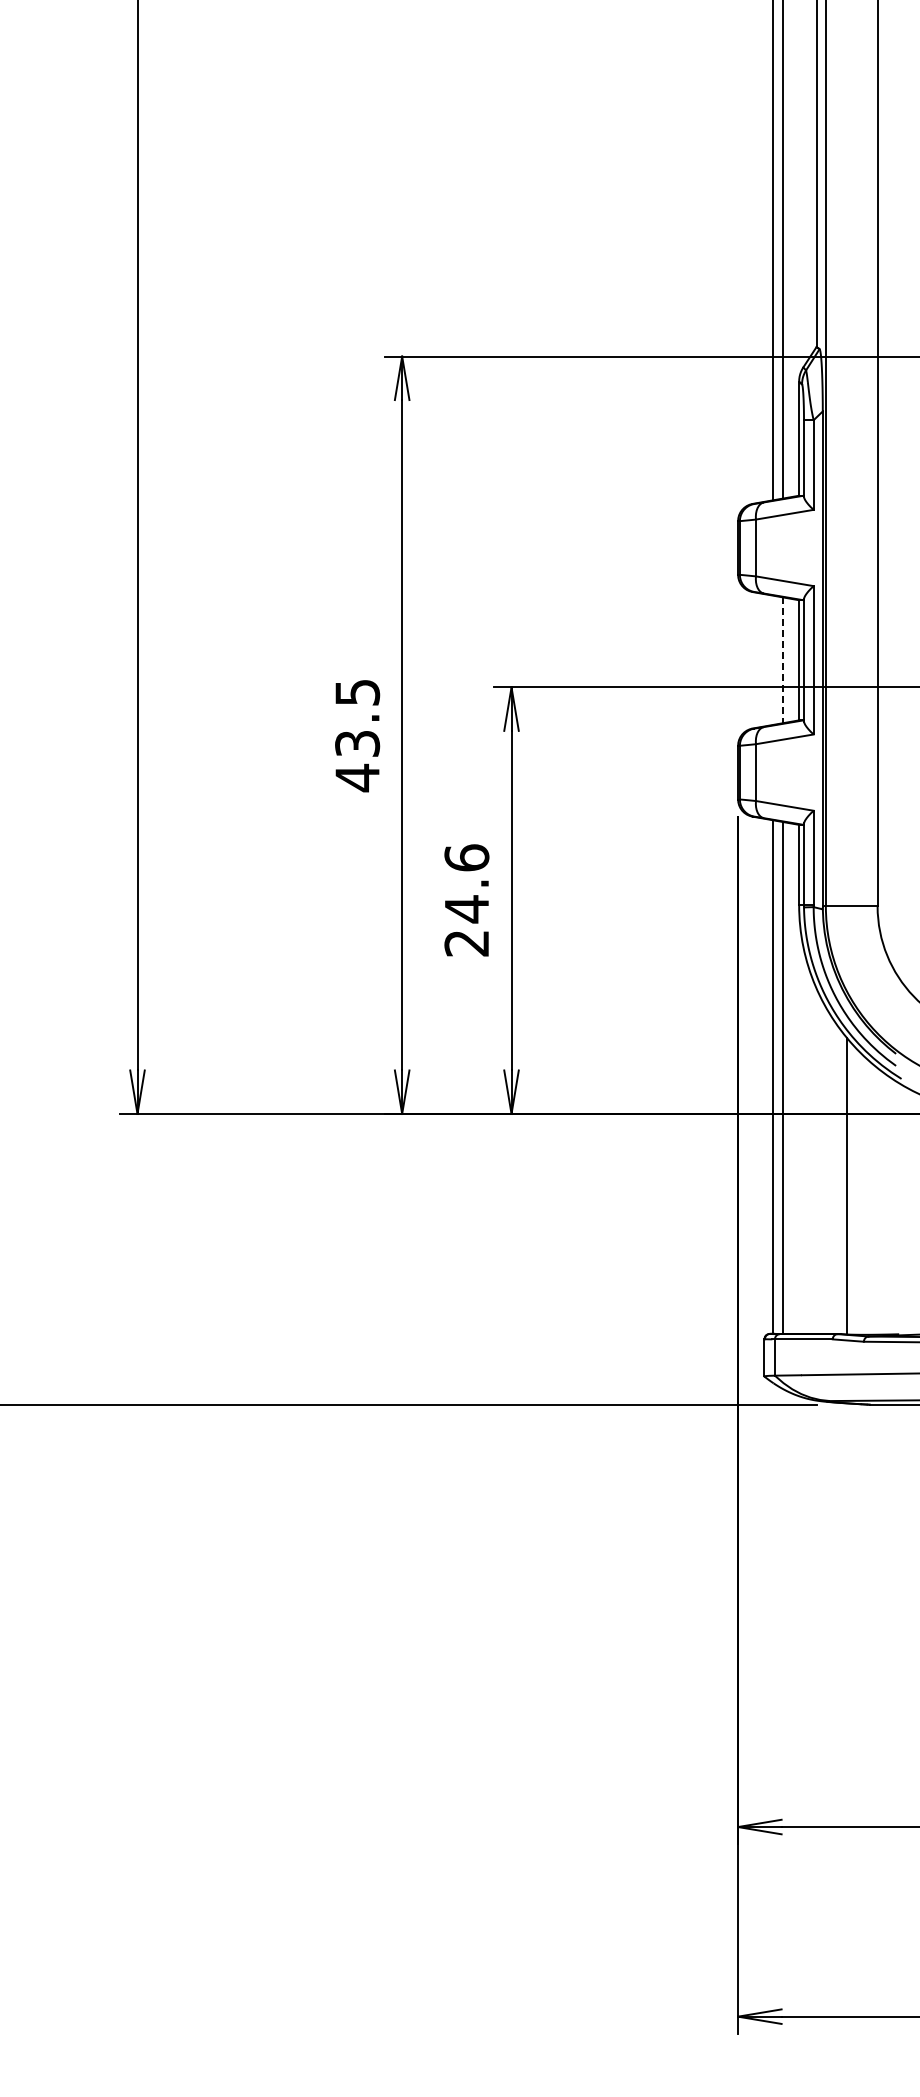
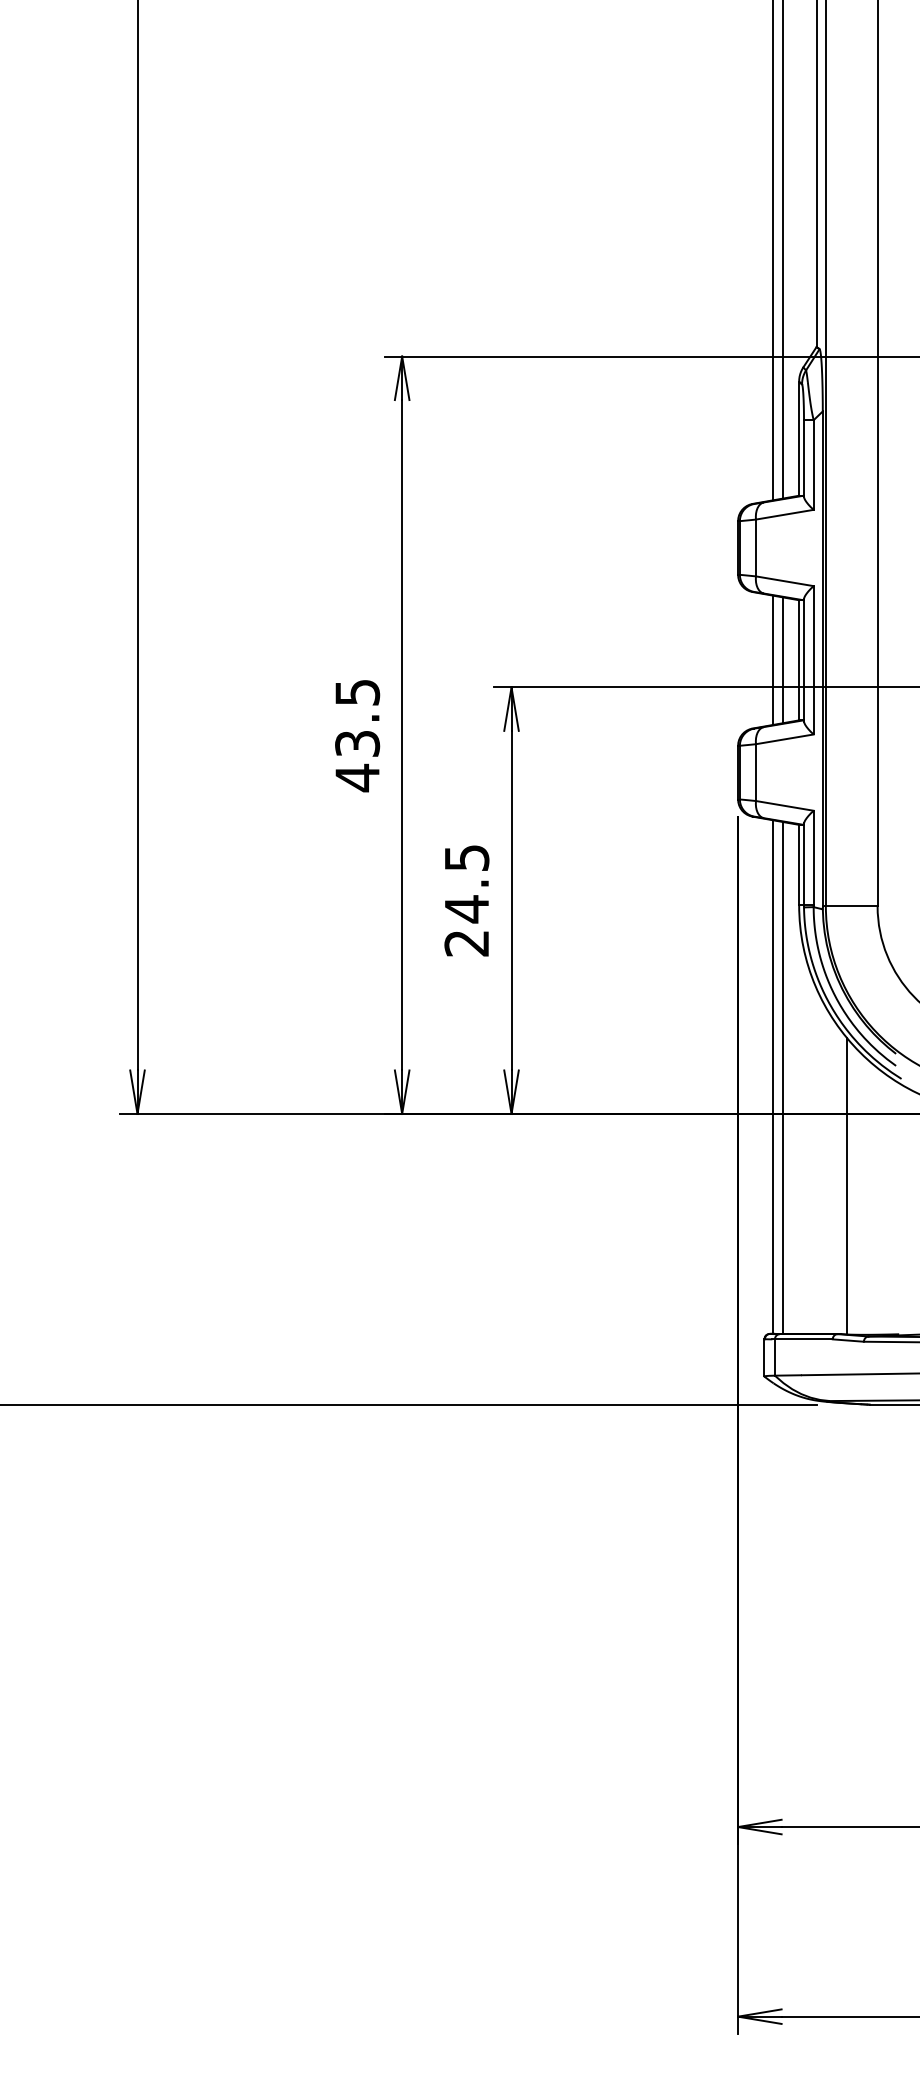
line: none -> present (773, 659)
line: dashed -> solid (783, 660)
text: 24.6 -> 24.5 (466, 857)
